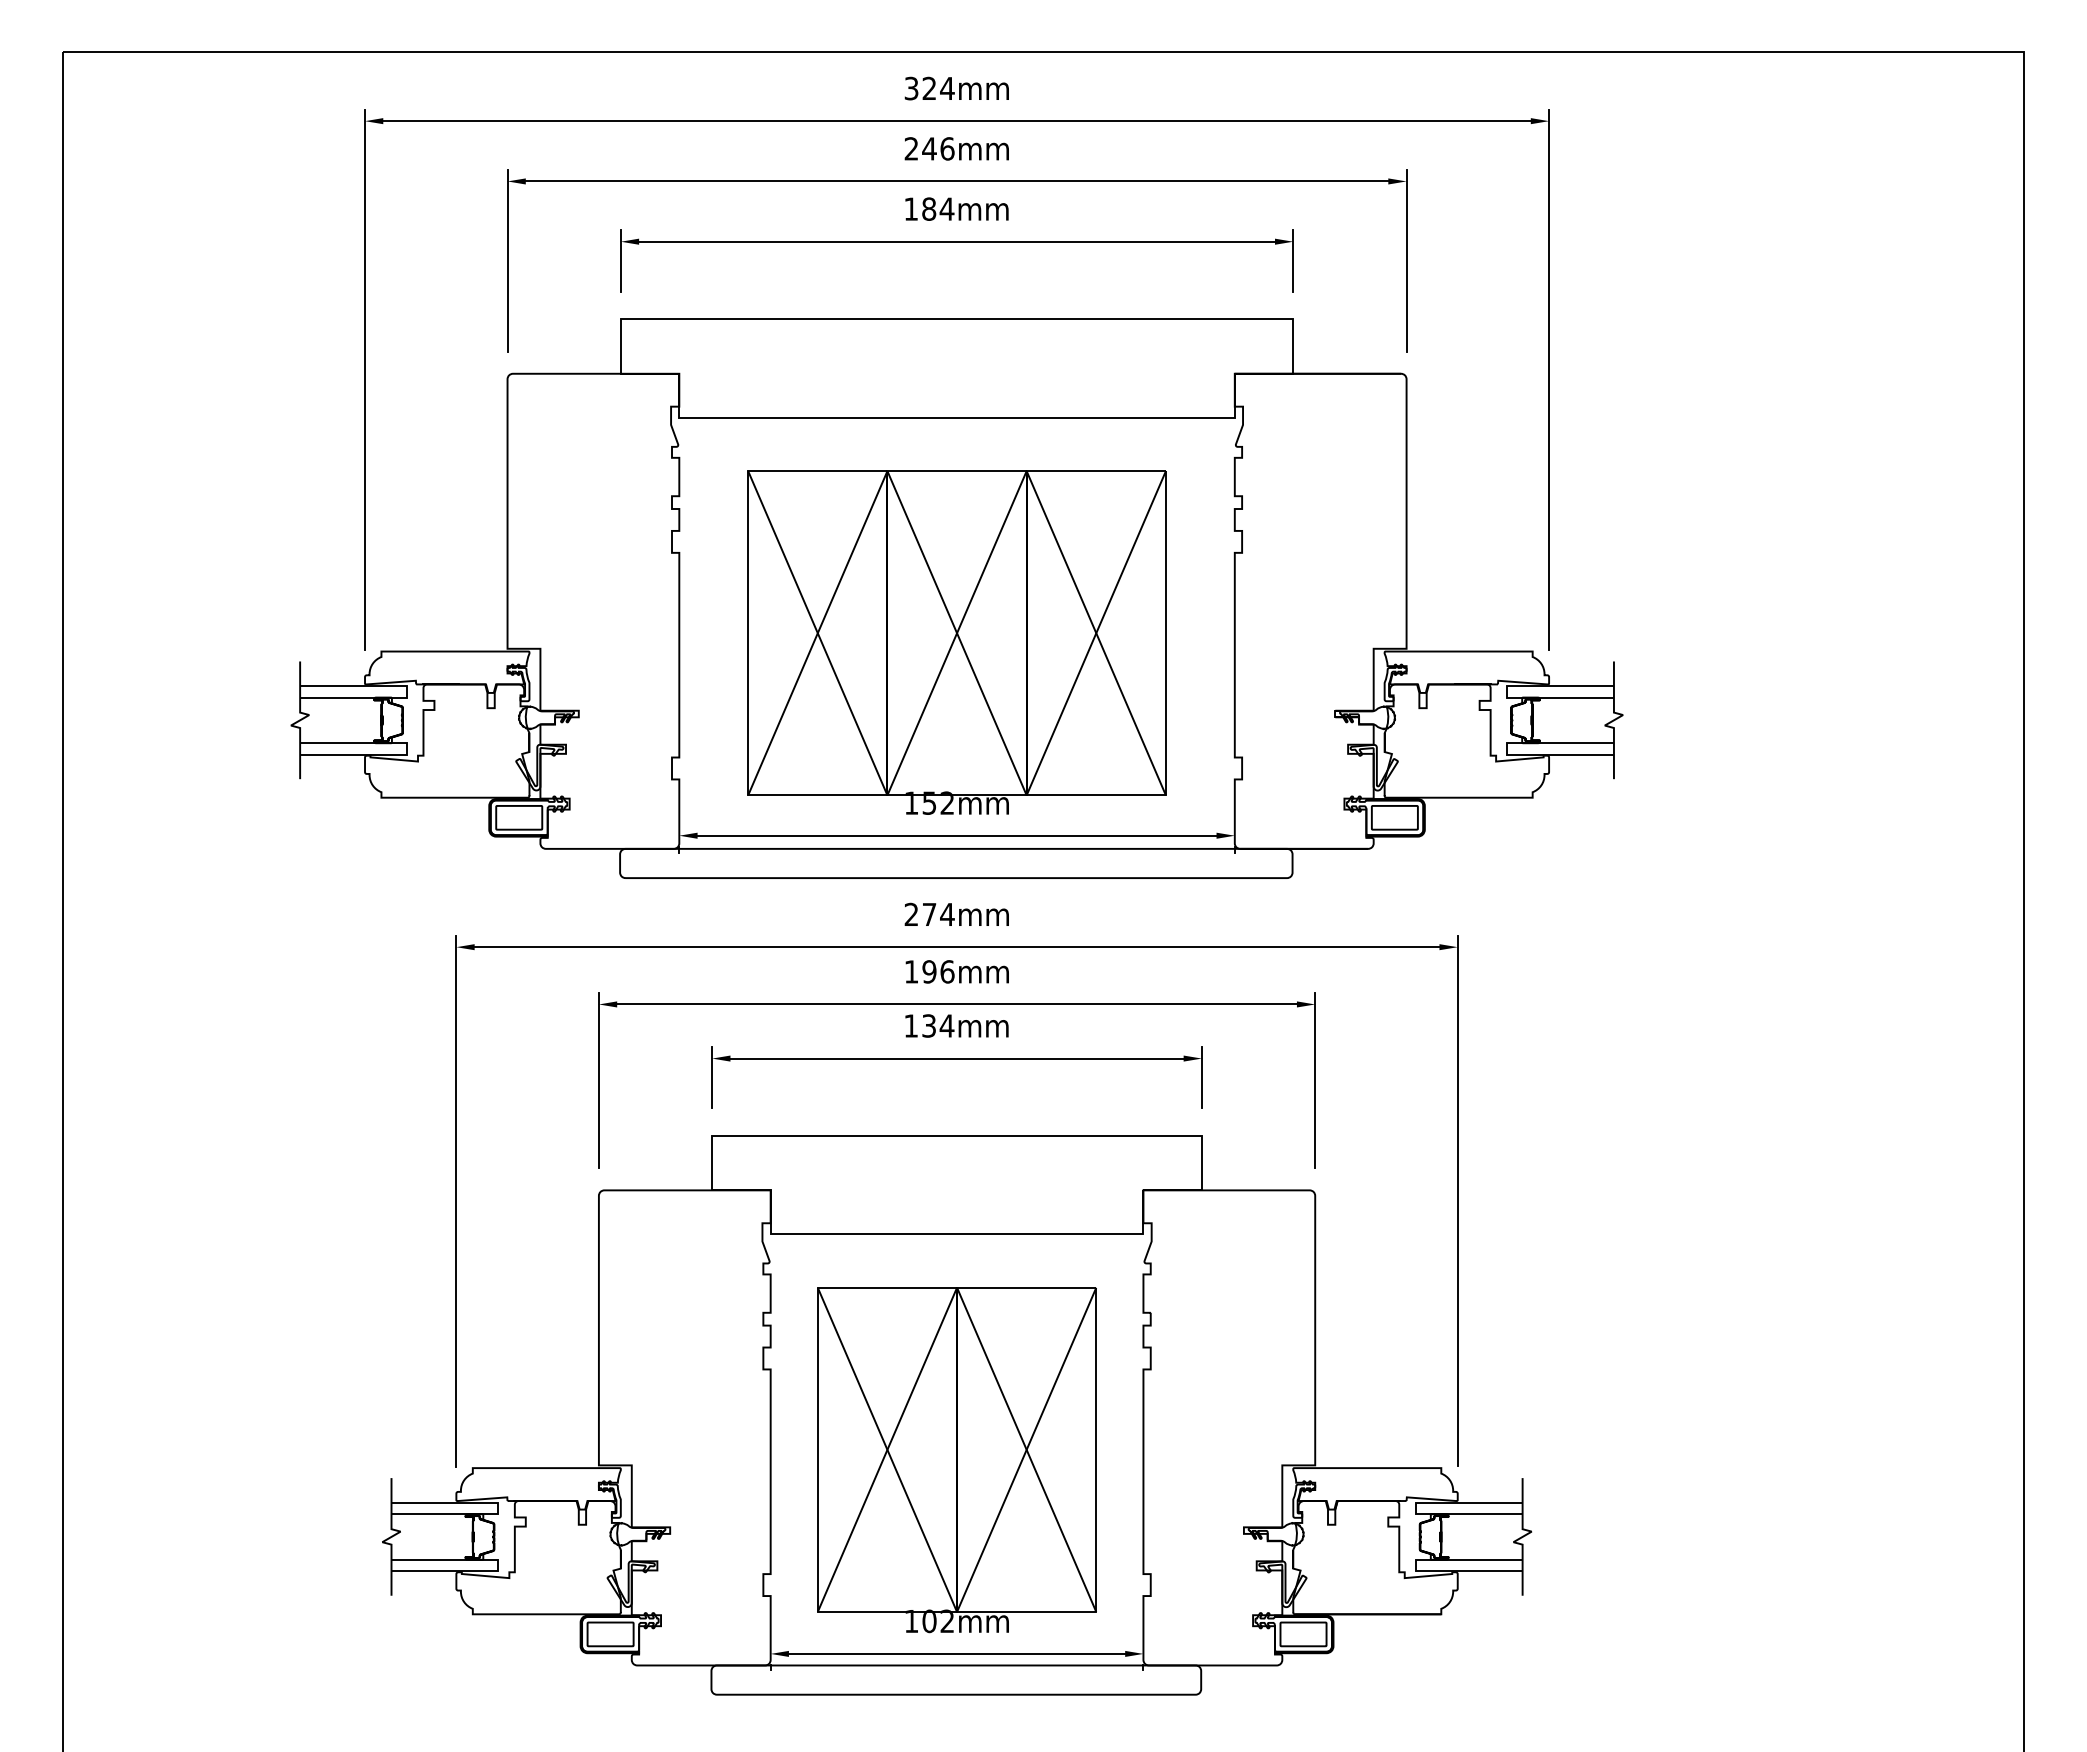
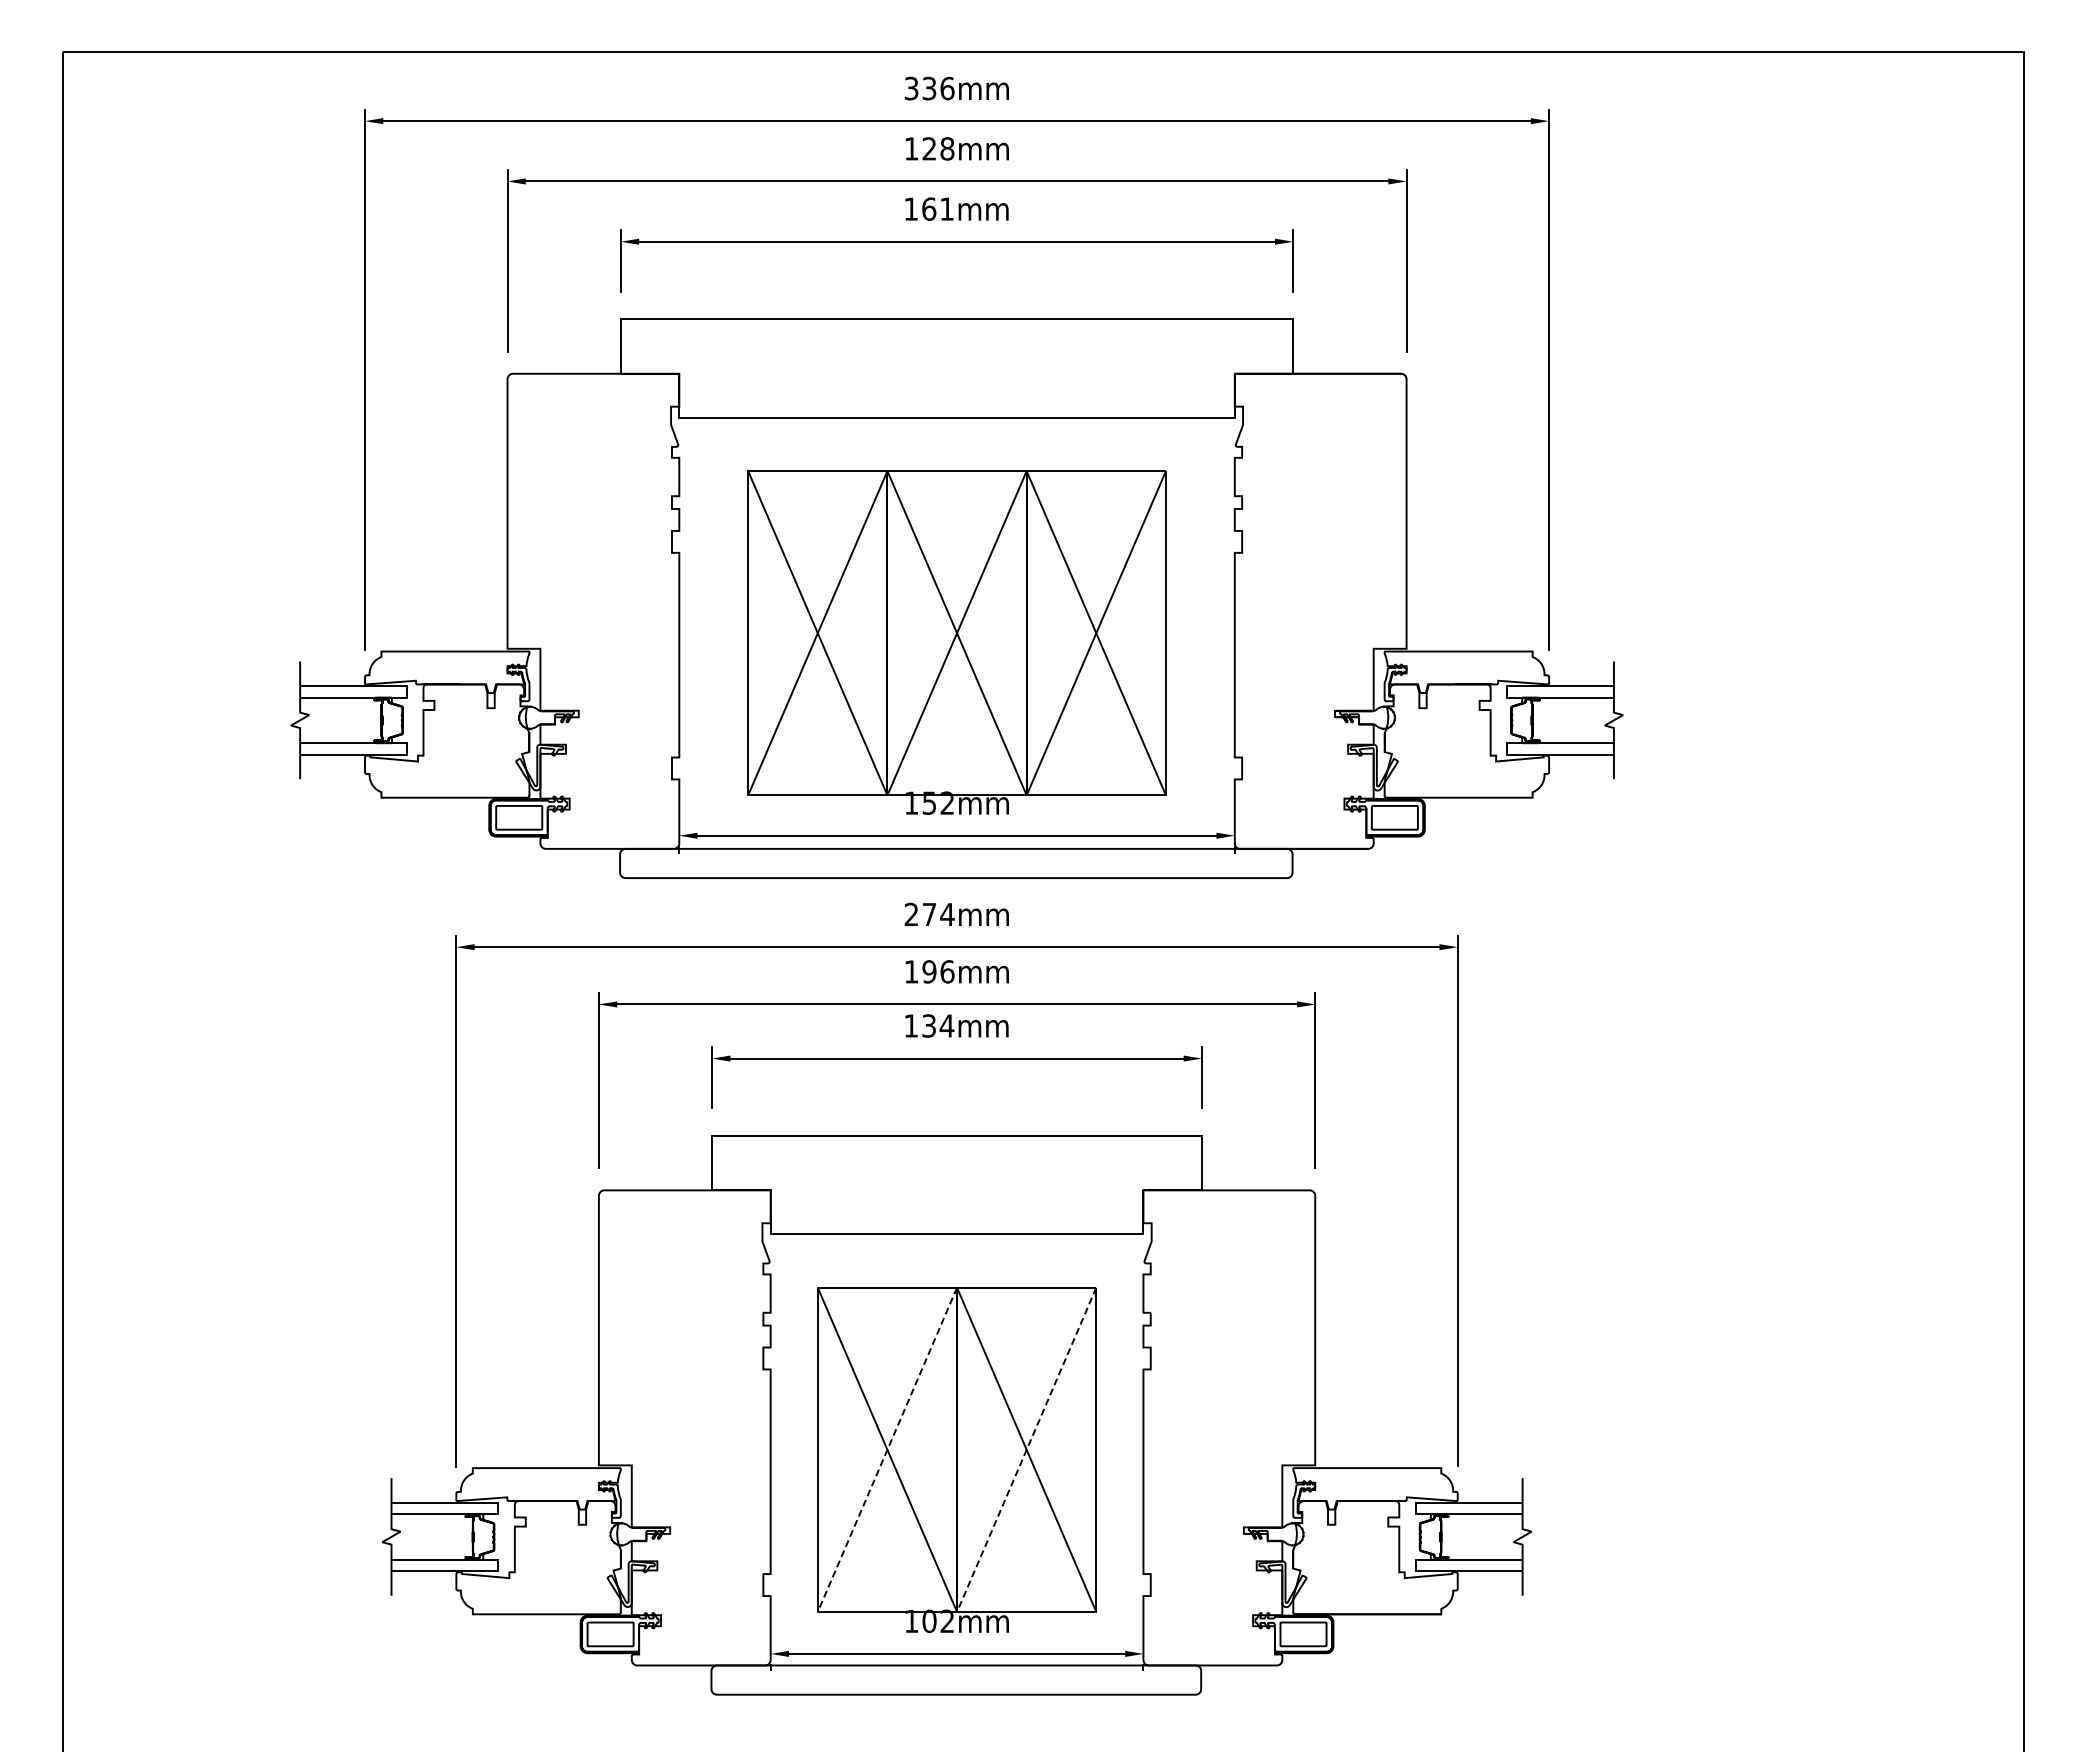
text: 324mm -> 336mm (938, 88)
text: 246mm -> 128mm (929, 148)
text: 184mm -> 161mm (938, 208)
line: solid -> dashed (887, 1450)
line: solid -> dashed (1026, 1450)
